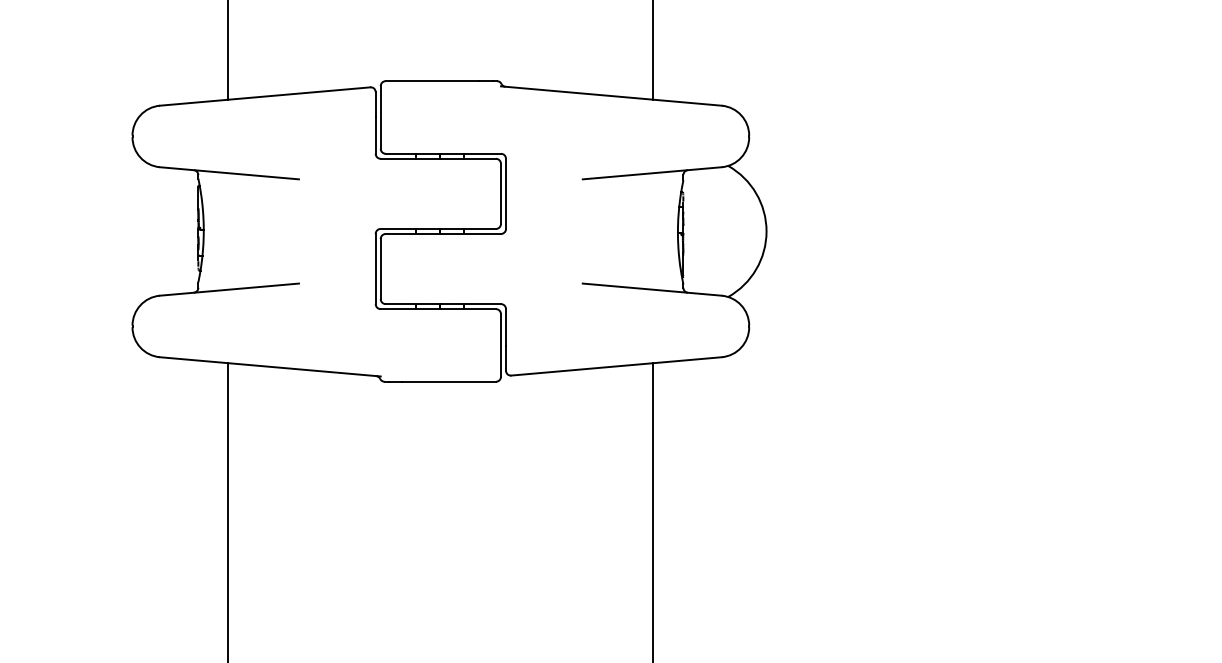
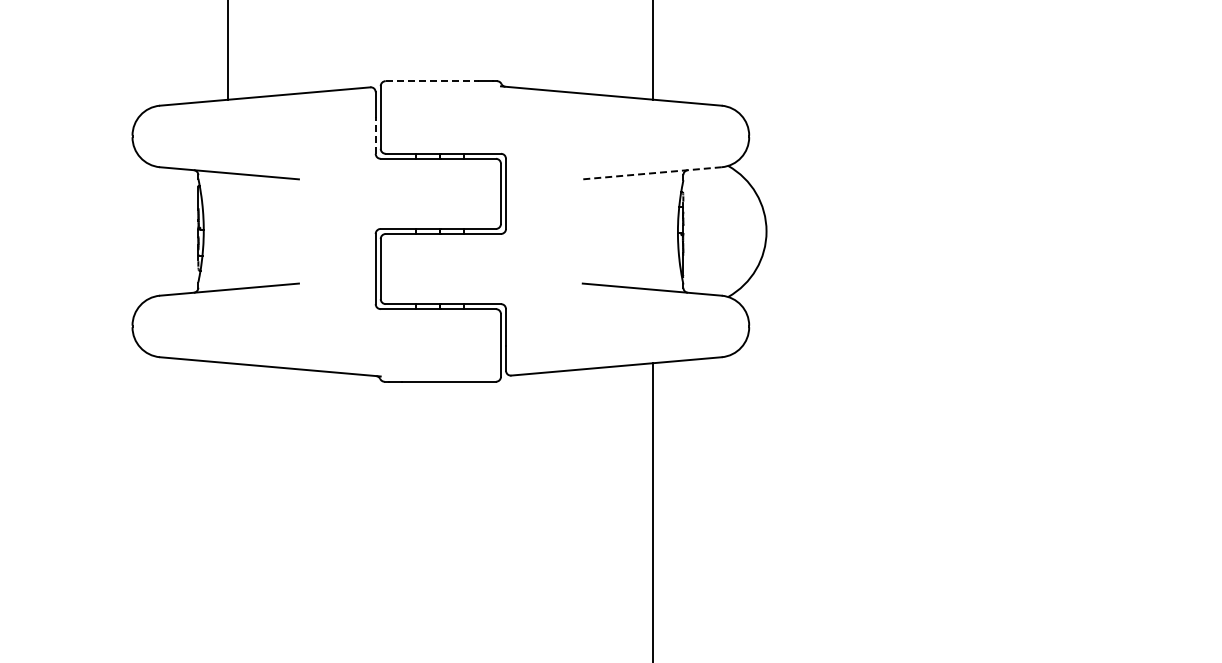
line: solid -> dashed (432, 81)
line: solid -> dashed (375, 134)
line: solid -> dashed (652, 173)
line: present -> none (228, 511)
